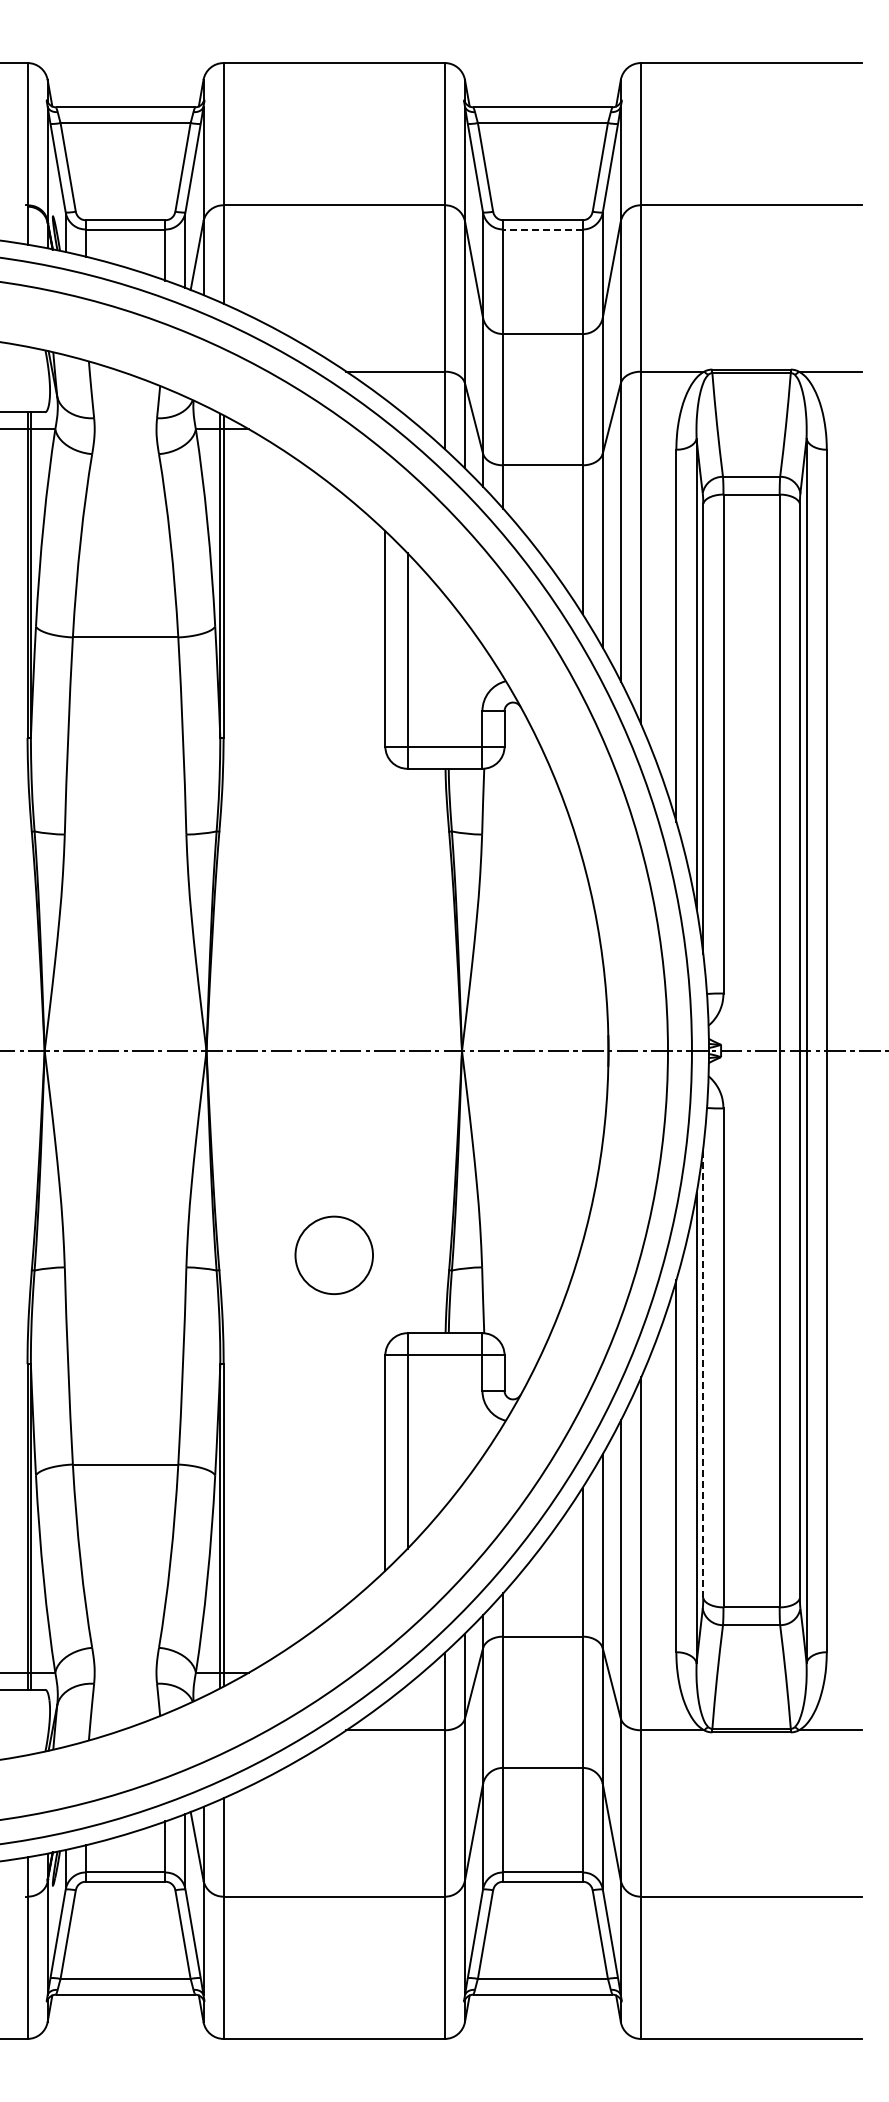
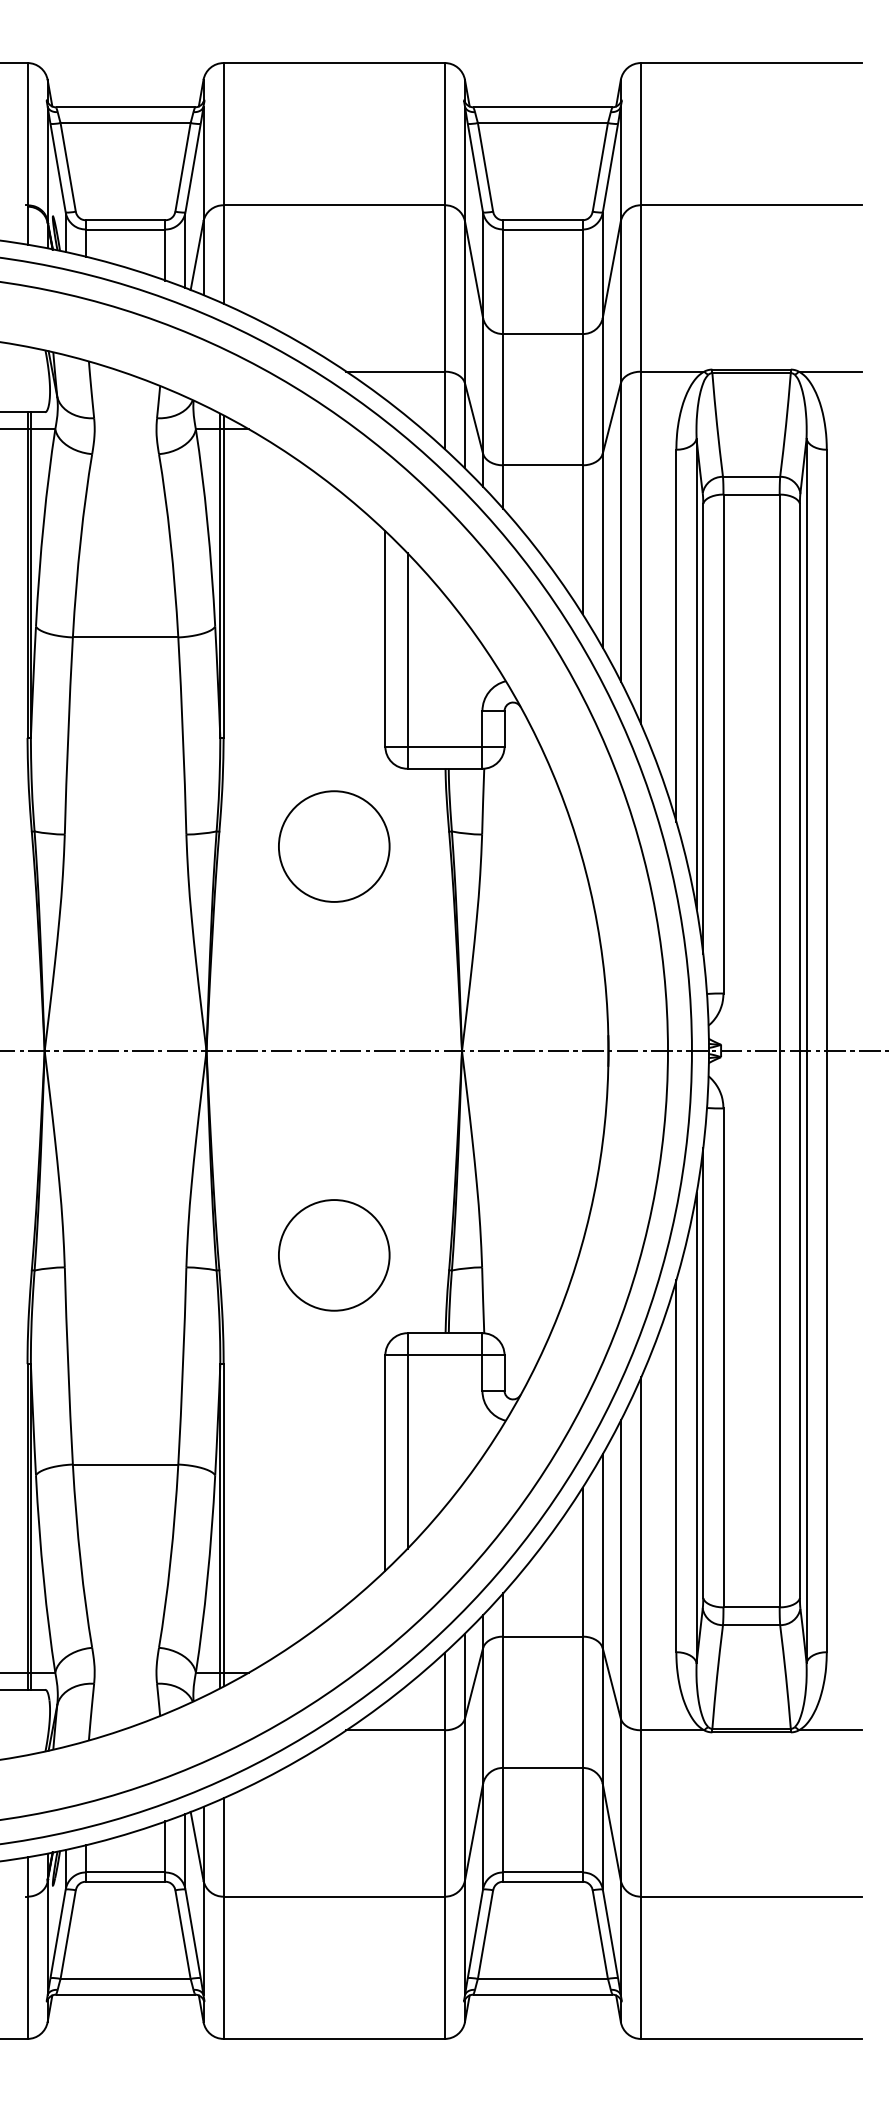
line: dashed -> solid (542, 229)
circle: none -> present (334, 846)
circle diameter: 78 px -> 111 px (333, 1255)
line: dashed -> solid (703, 1372)
